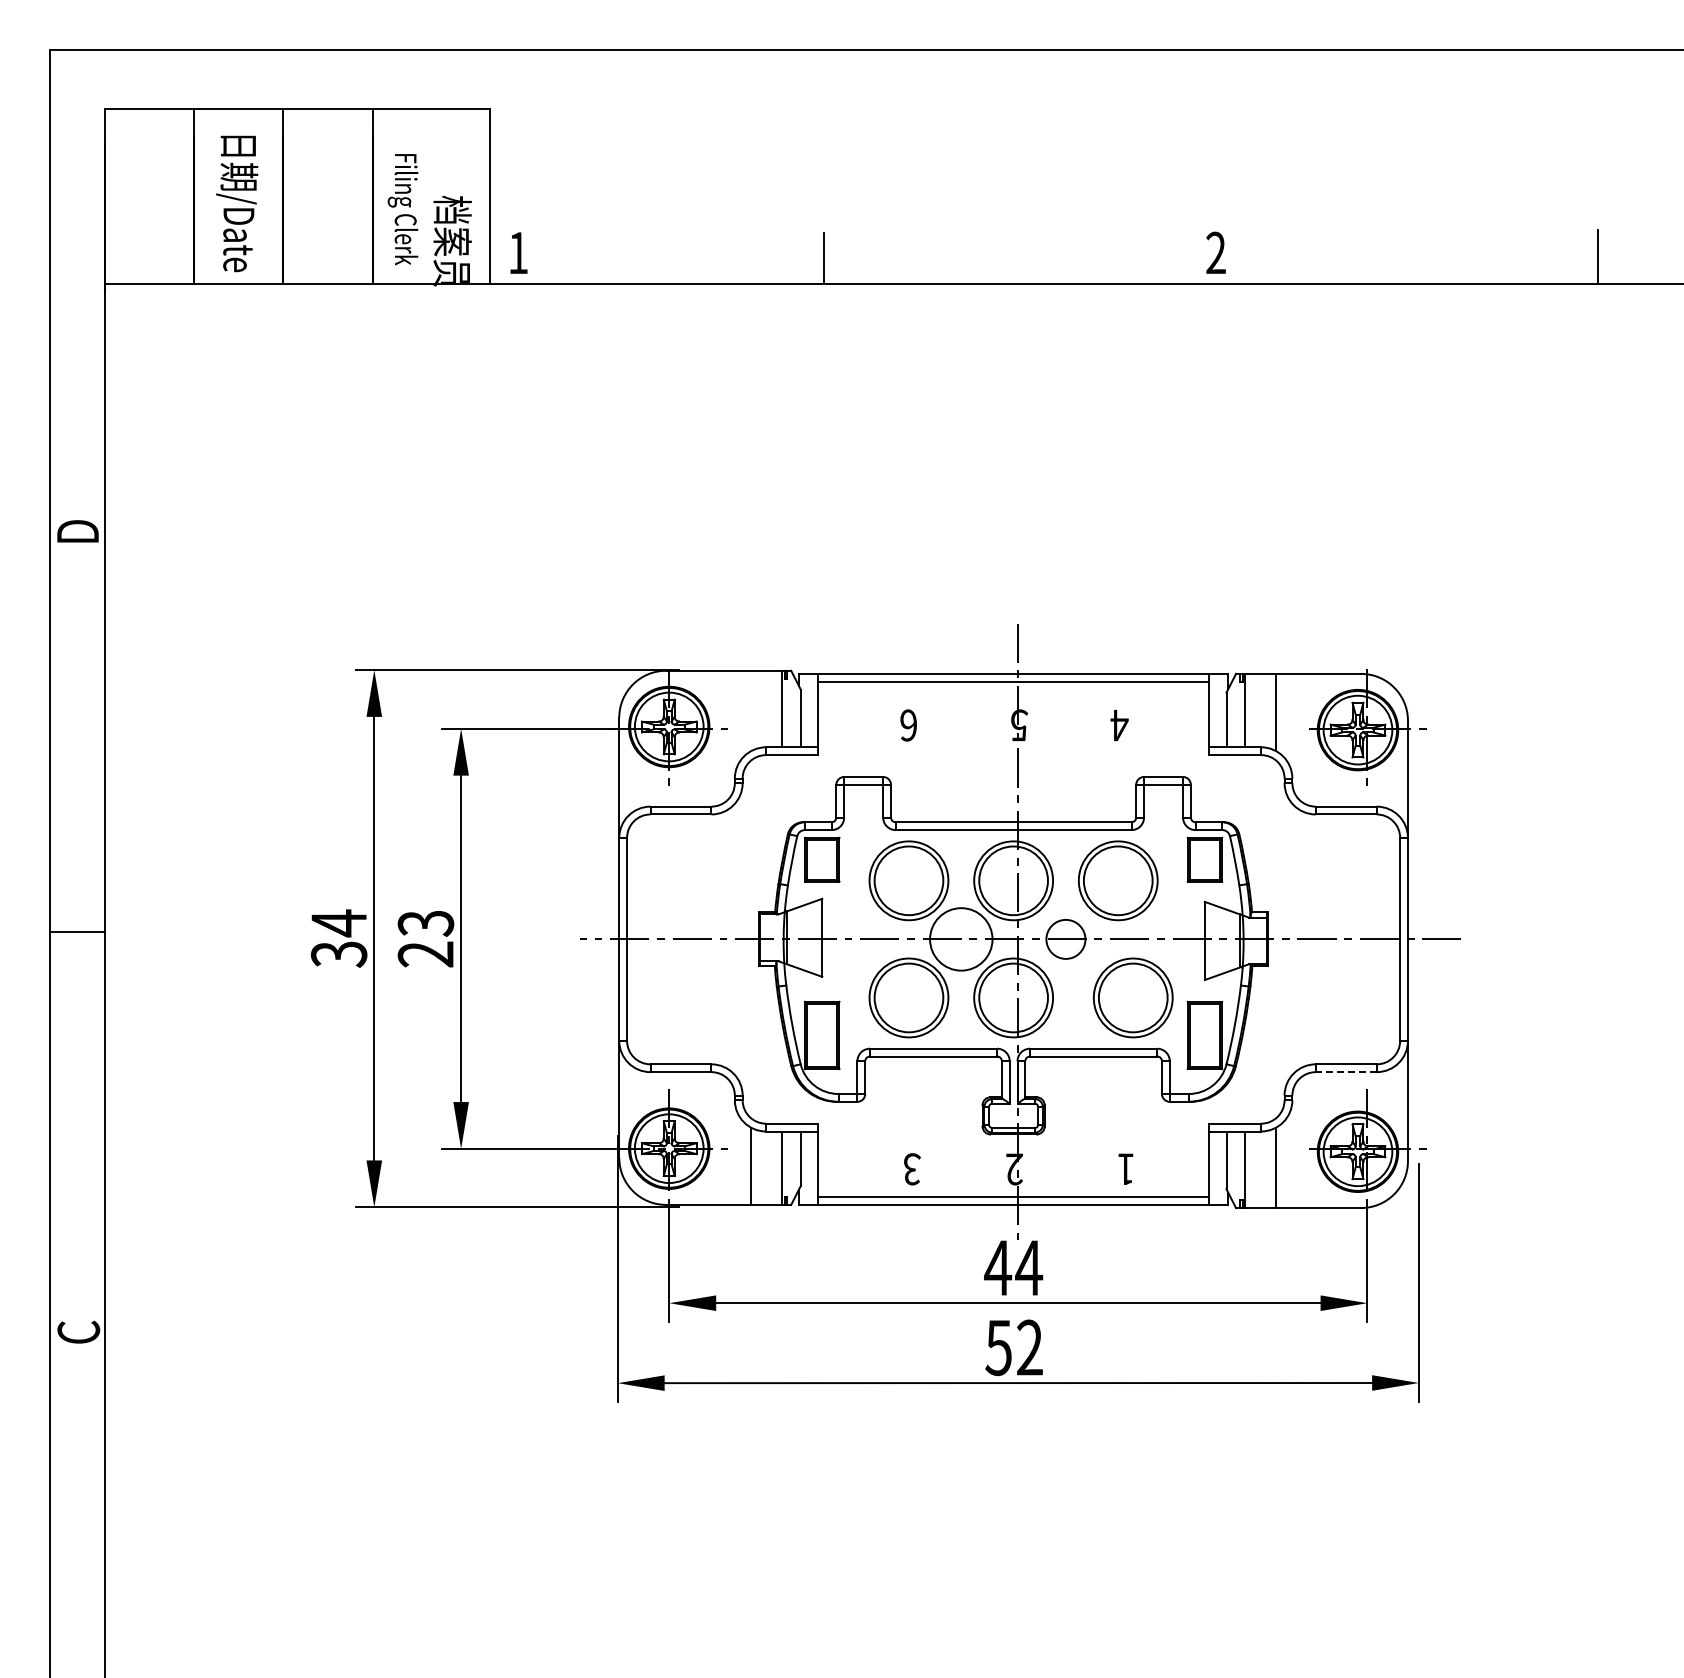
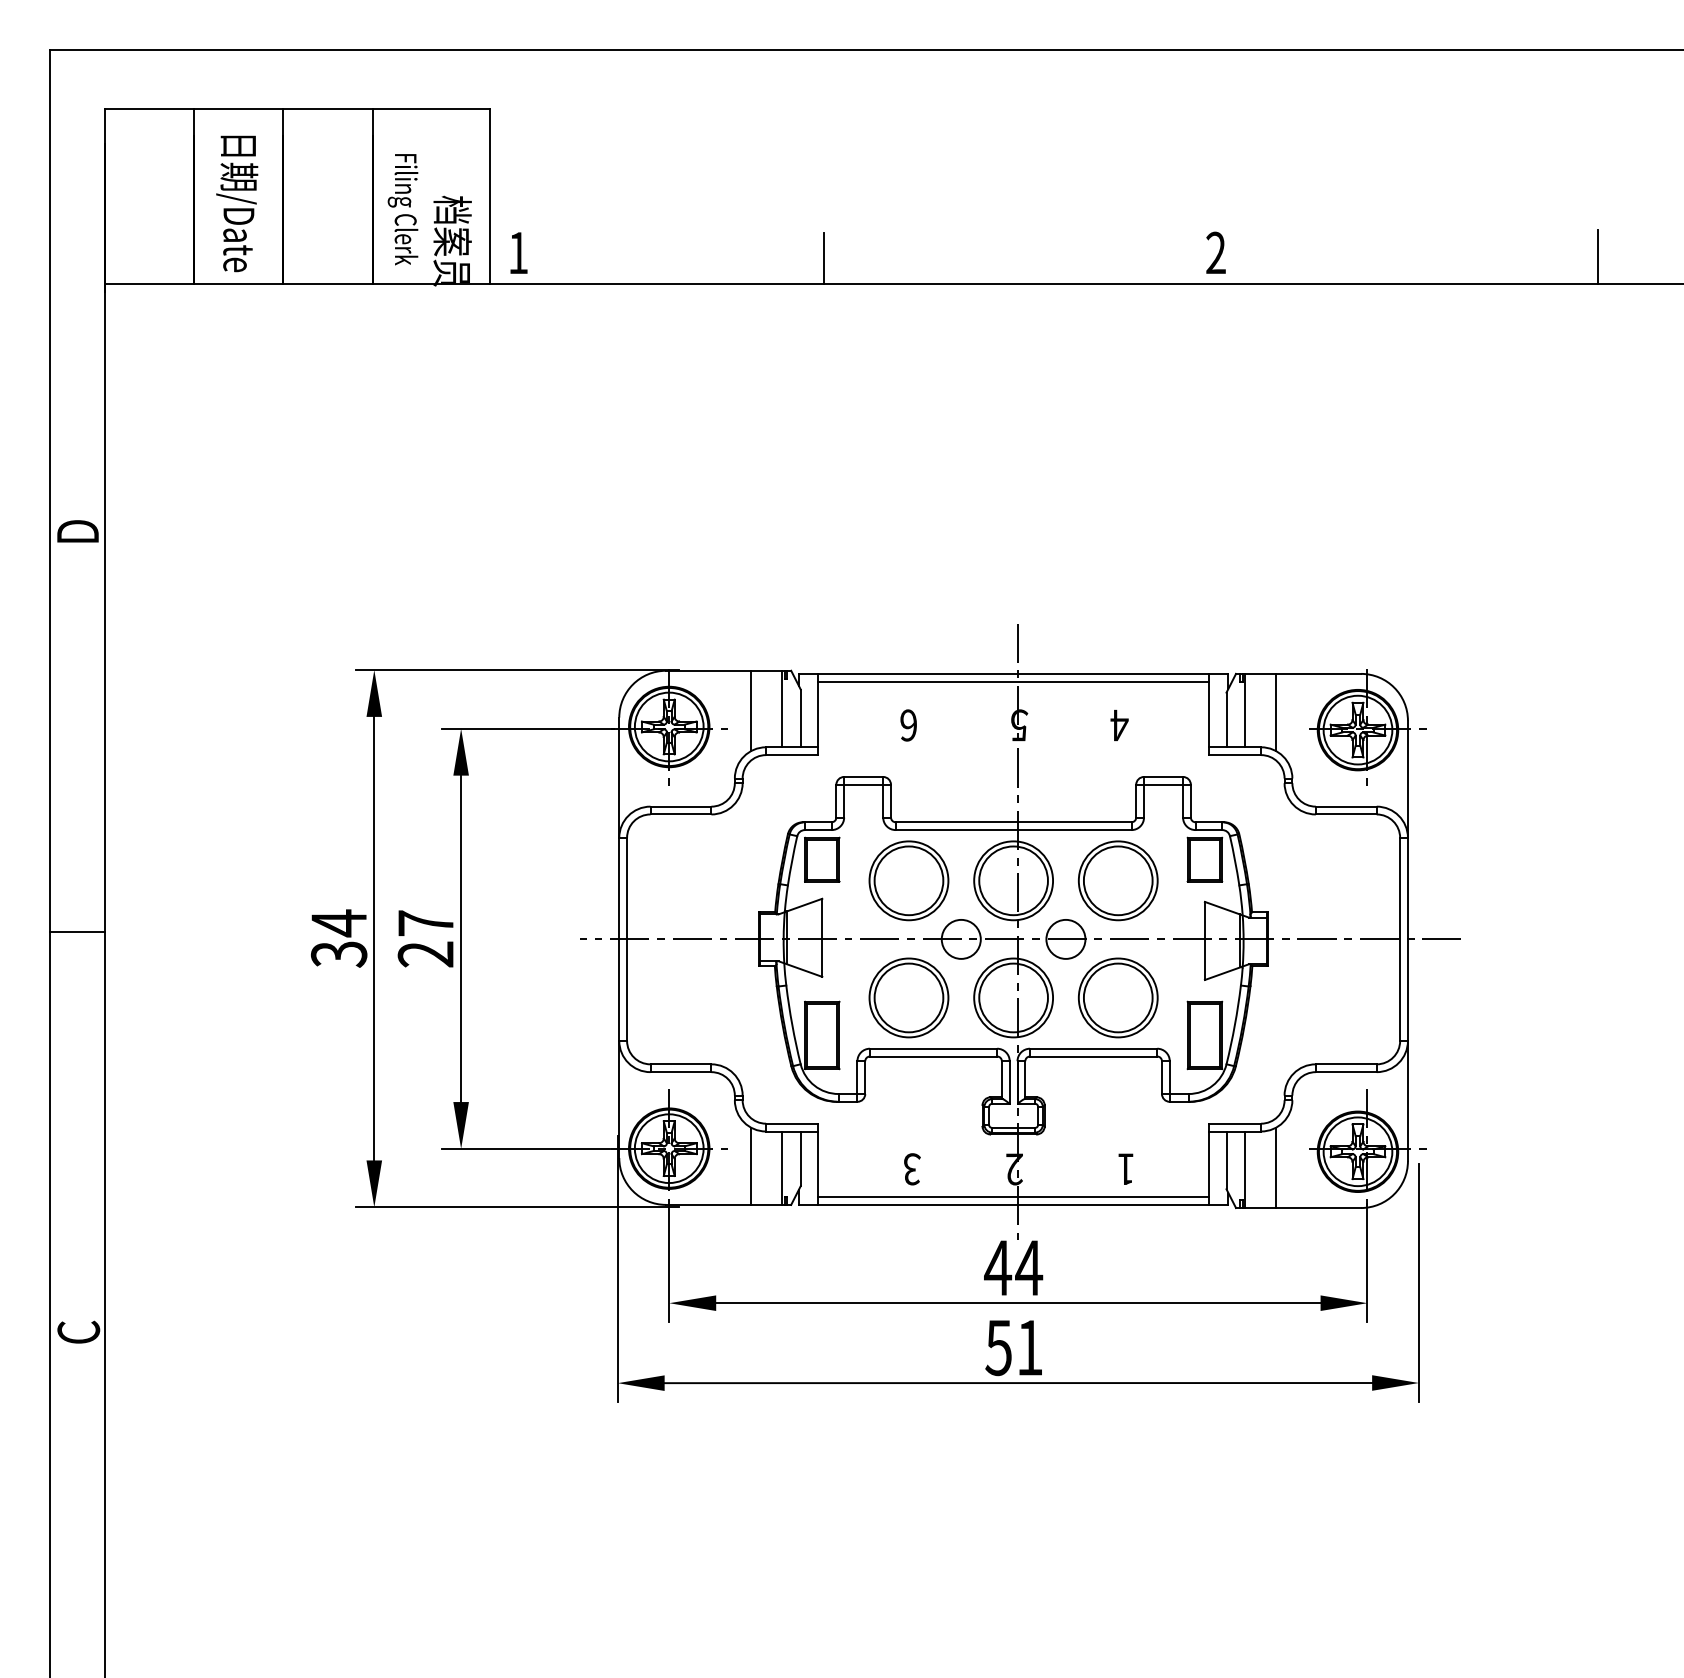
line: none -> present (750, 710)
text: 23 -> 27 (425, 923)
circle diameter: 62 px -> 39 px (960, 938)
part position: (1132, 997) -> (1117, 997) (1117, 997)
line: dashed -> solid (1345, 1072)
text: 52 -> 51 (1029, 1347)
